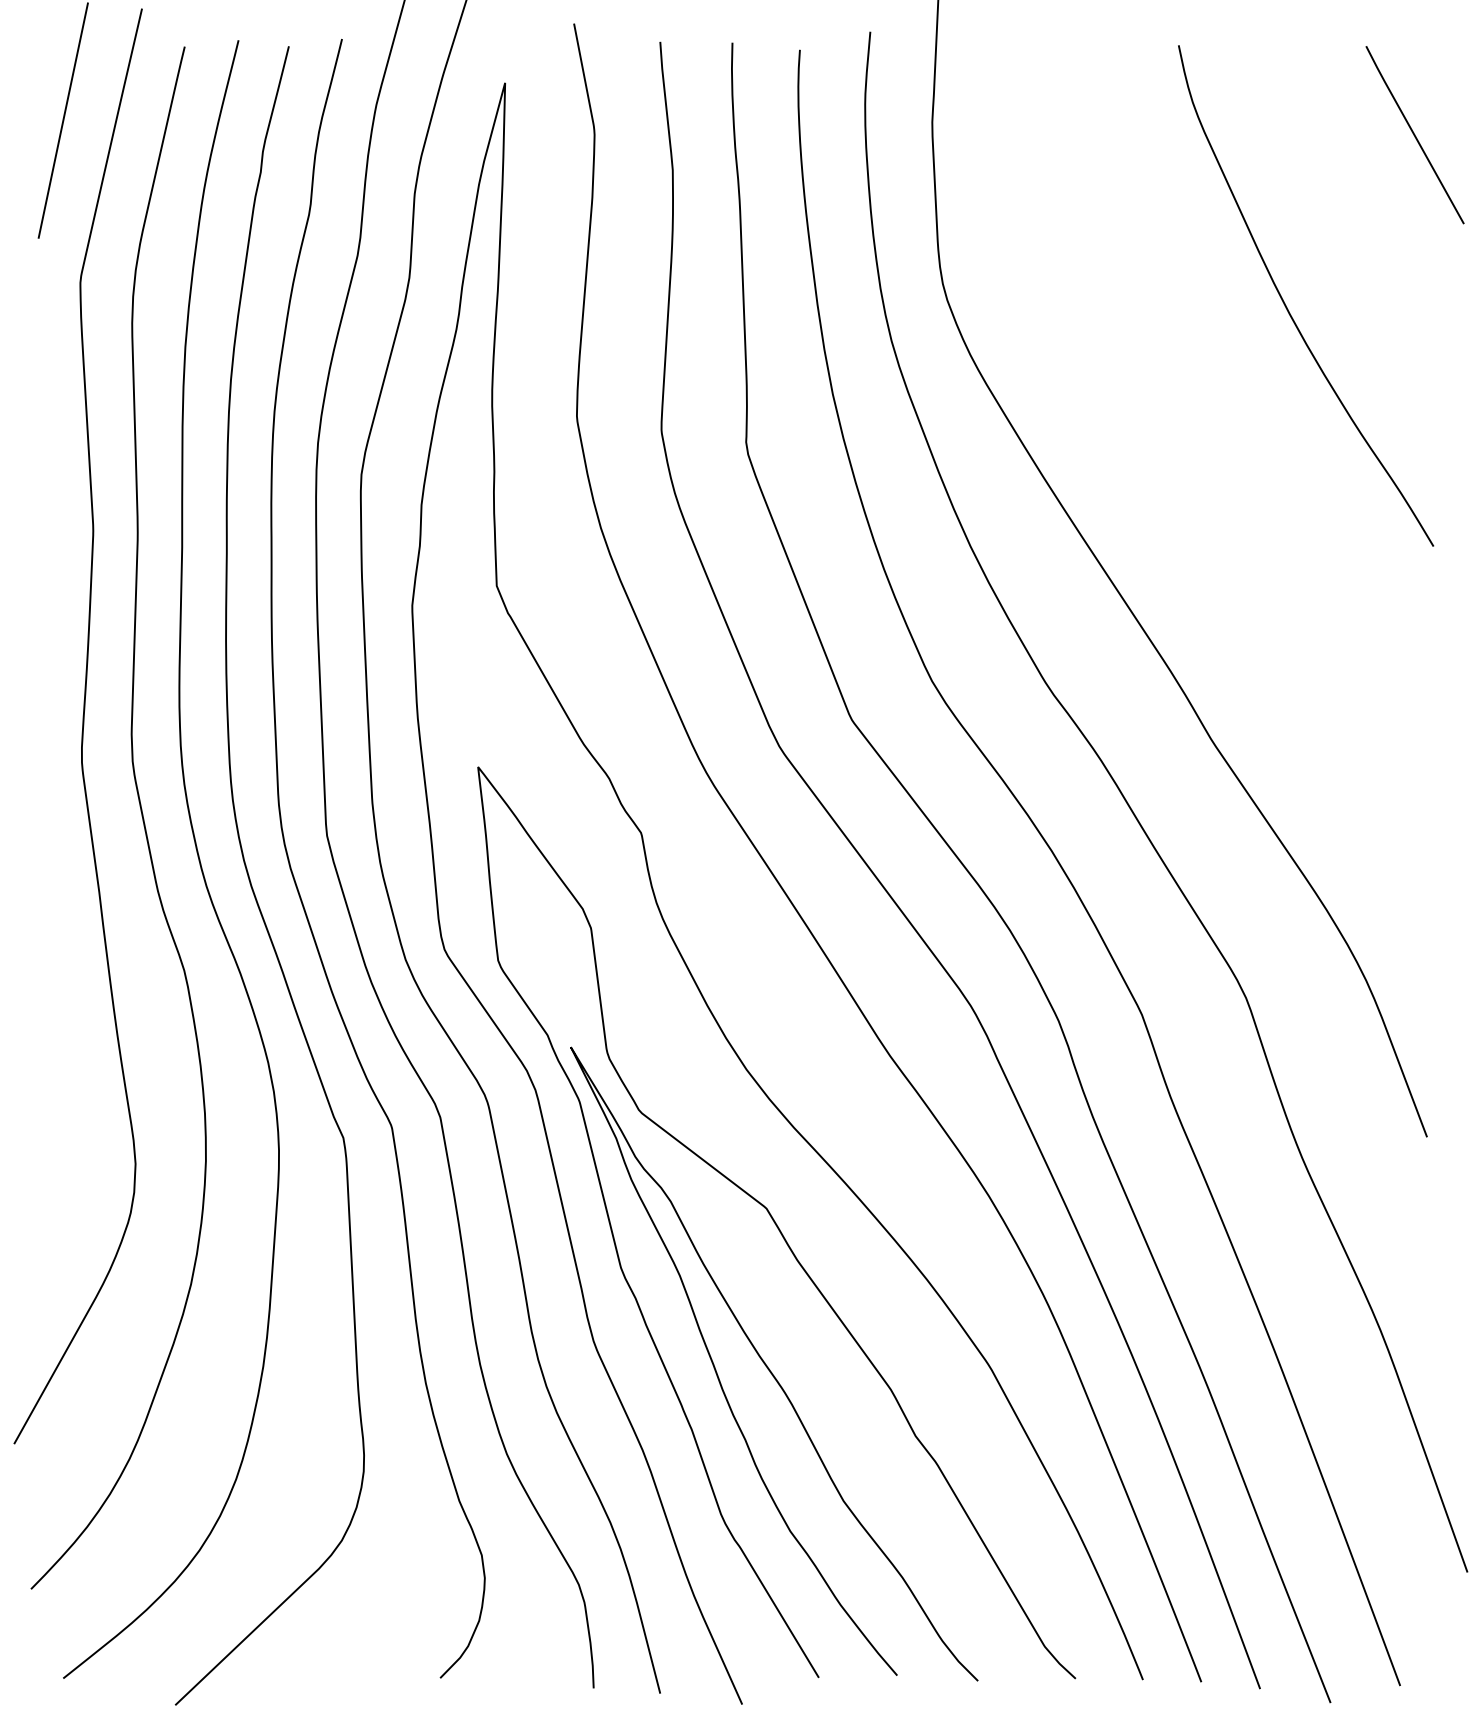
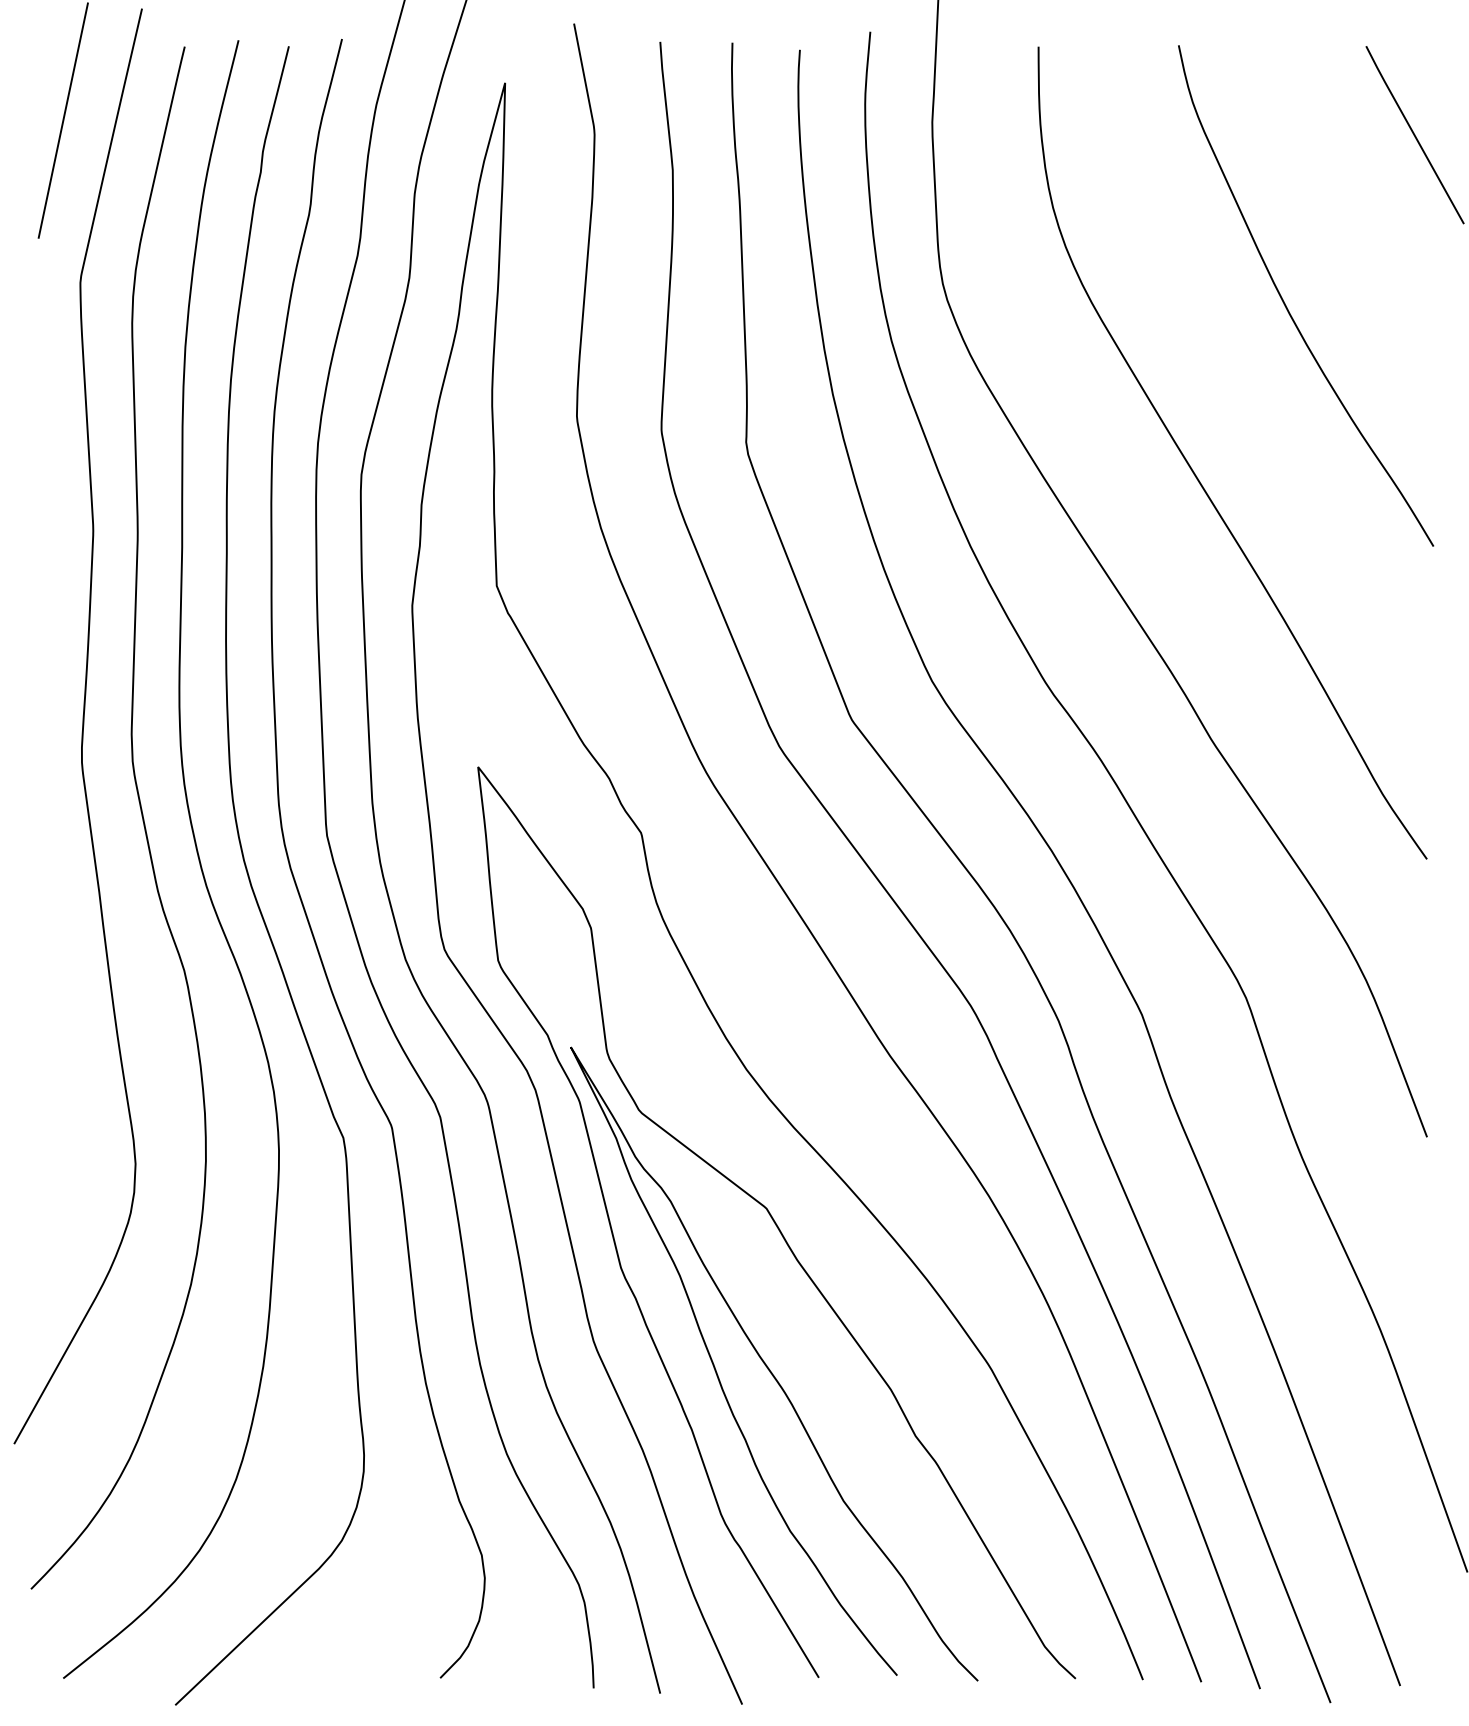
curve: none -> present (1197, 476)
